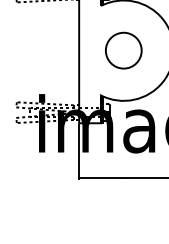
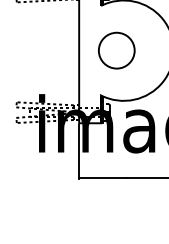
circle position: (123, 50) -> (116, 50) (116, 50)
